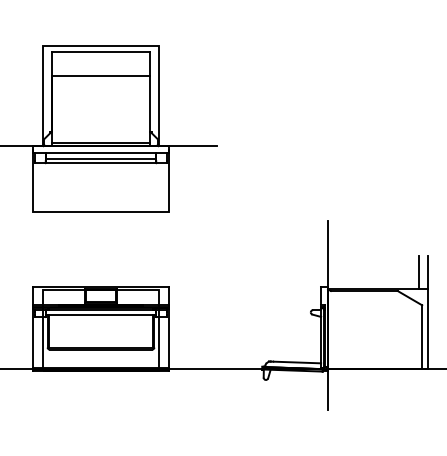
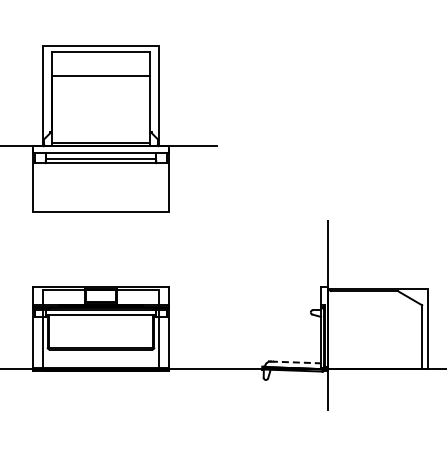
line: present -> none (418, 272)
line: present -> none (427, 272)
line: solid -> dashed (296, 362)
